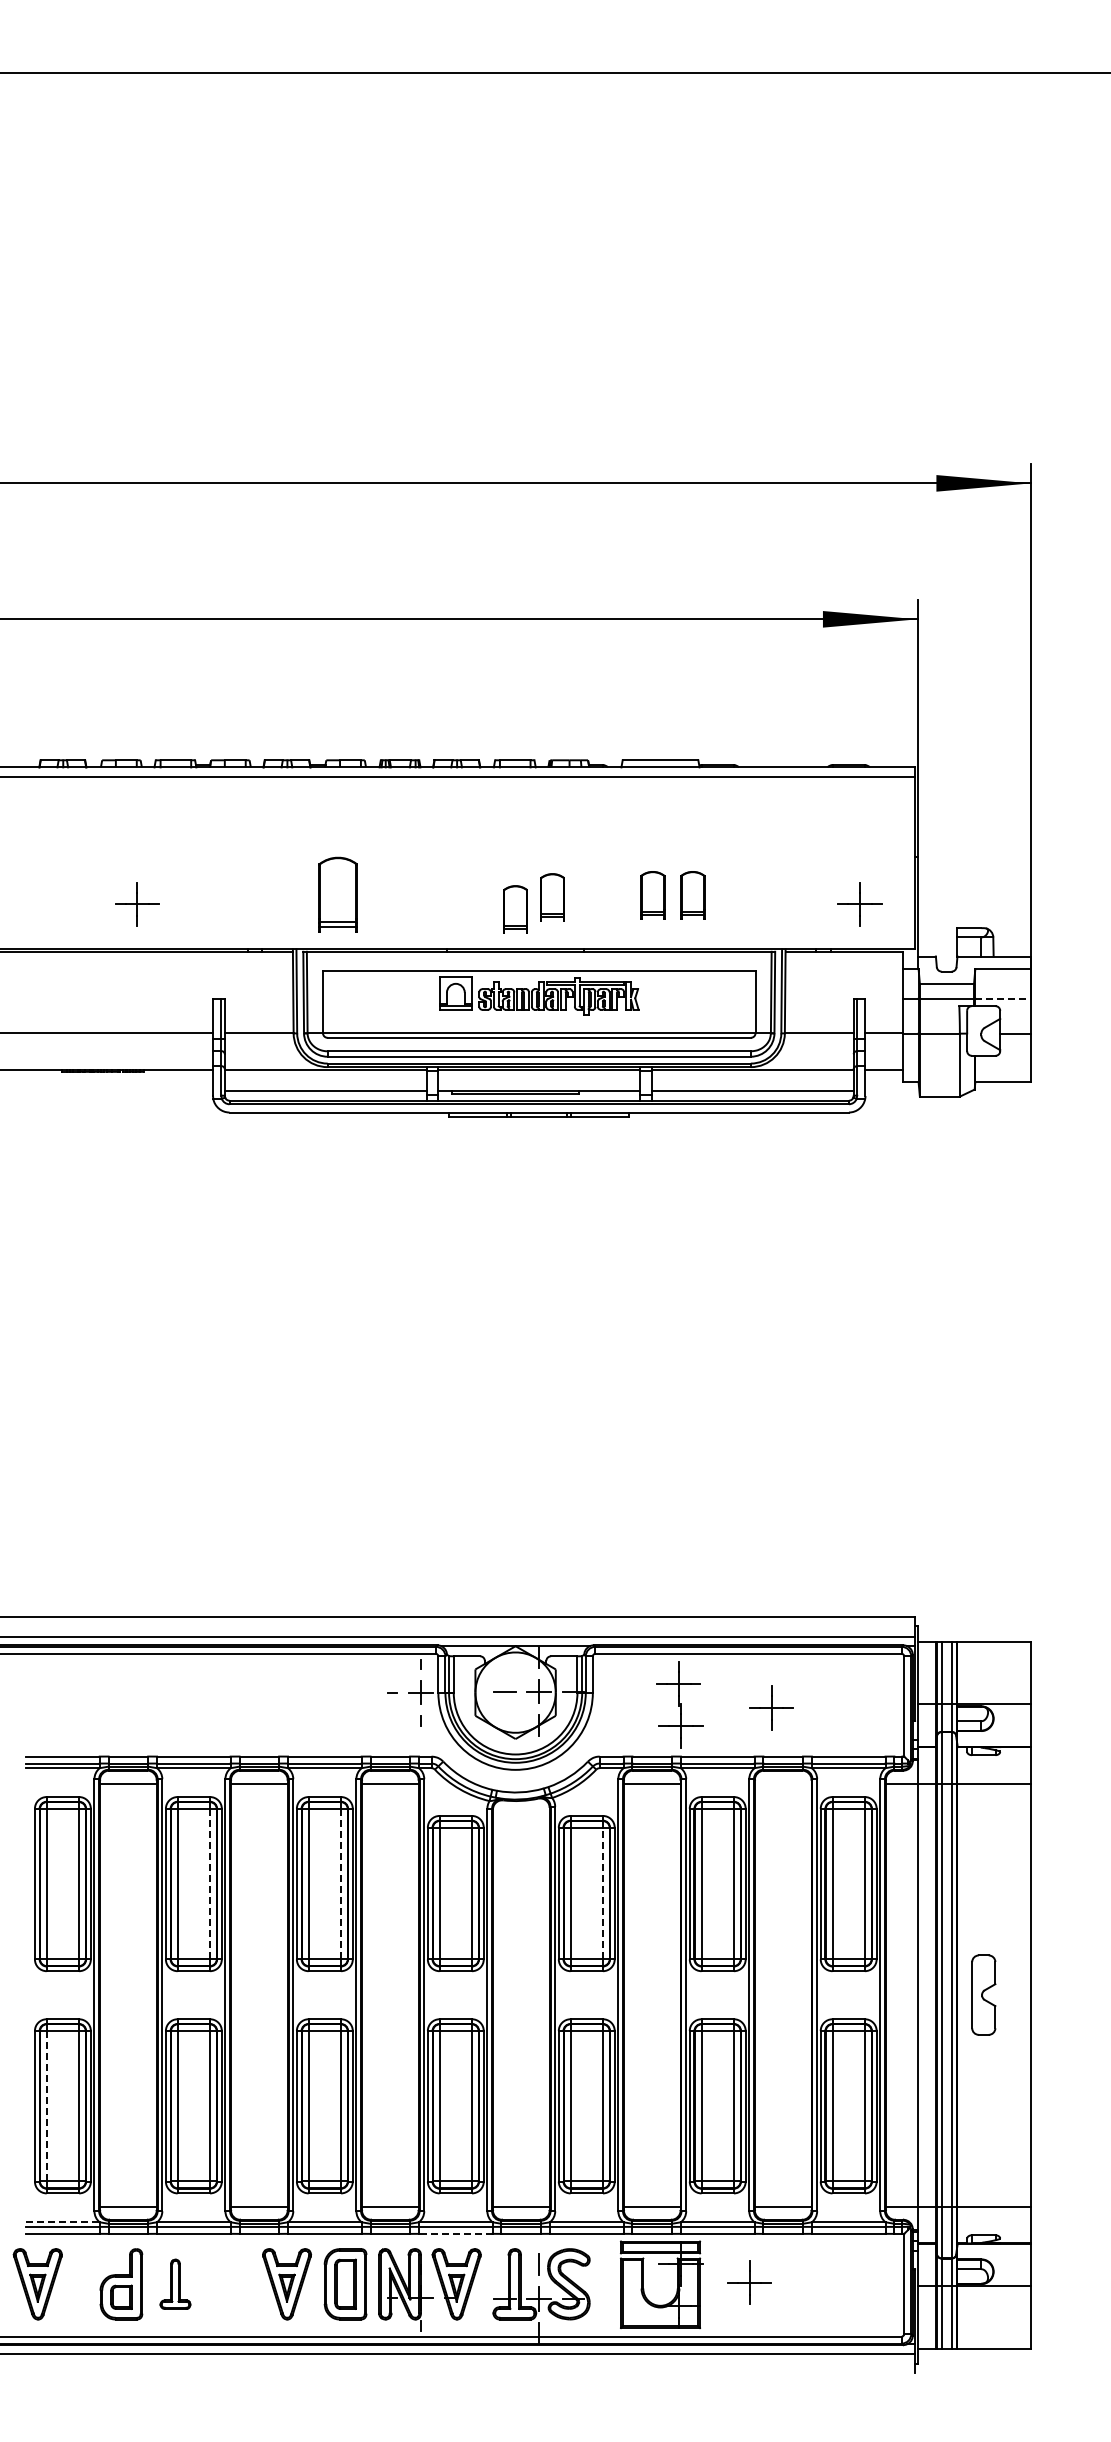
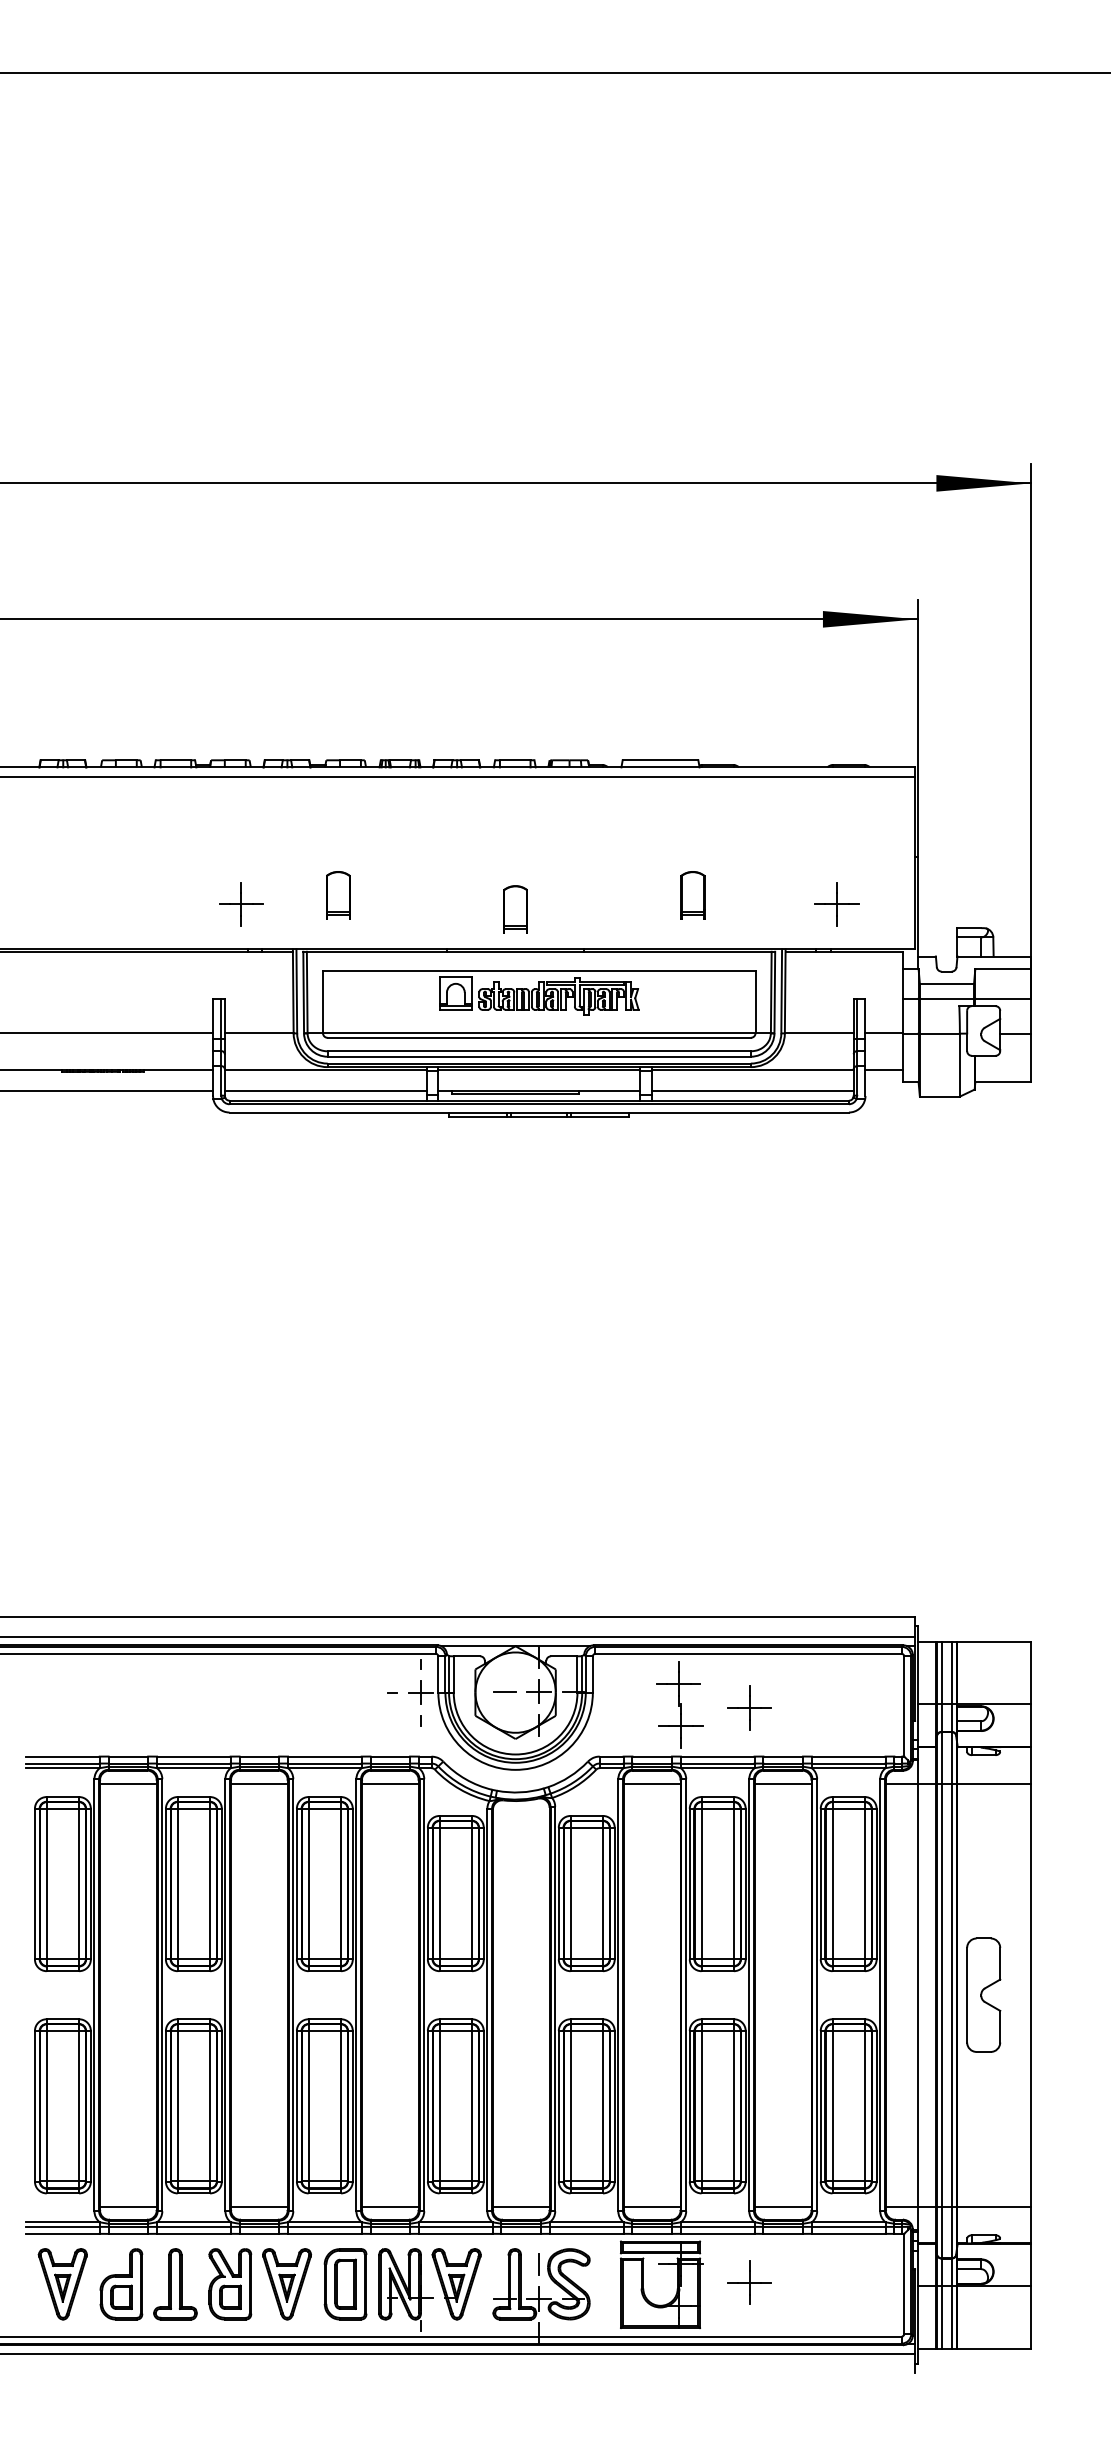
part size: 40x77 px -> 25x49 px (338, 895)
part: present -> none (652, 895)
part: present -> none (552, 897)
part position: (137, 904) -> (241, 904) (241, 904)
part position: (859, 904) -> (836, 904) (836, 904)
line: dashed -> solid (1003, 998)
line: none -> present (107, 1090)
part position: (771, 1707) -> (749, 1707) (749, 1707)
line: none -> present (782, 1783)
line: dashed -> solid (209, 1884)
line: dashed -> solid (340, 1884)
line: dashed -> solid (602, 1893)
part size: 26x82 px -> 36x116 px (983, 1994)
line: dashed -> solid (47, 2106)
line: dashed -> solid (62, 2222)
line: dashed -> solid (455, 2233)
part size: 33x52 px -> 45x73 px (175, 2284)
part position: (37, 2284) -> (62, 2284) (62, 2284)
part: none -> present (230, 2284)
